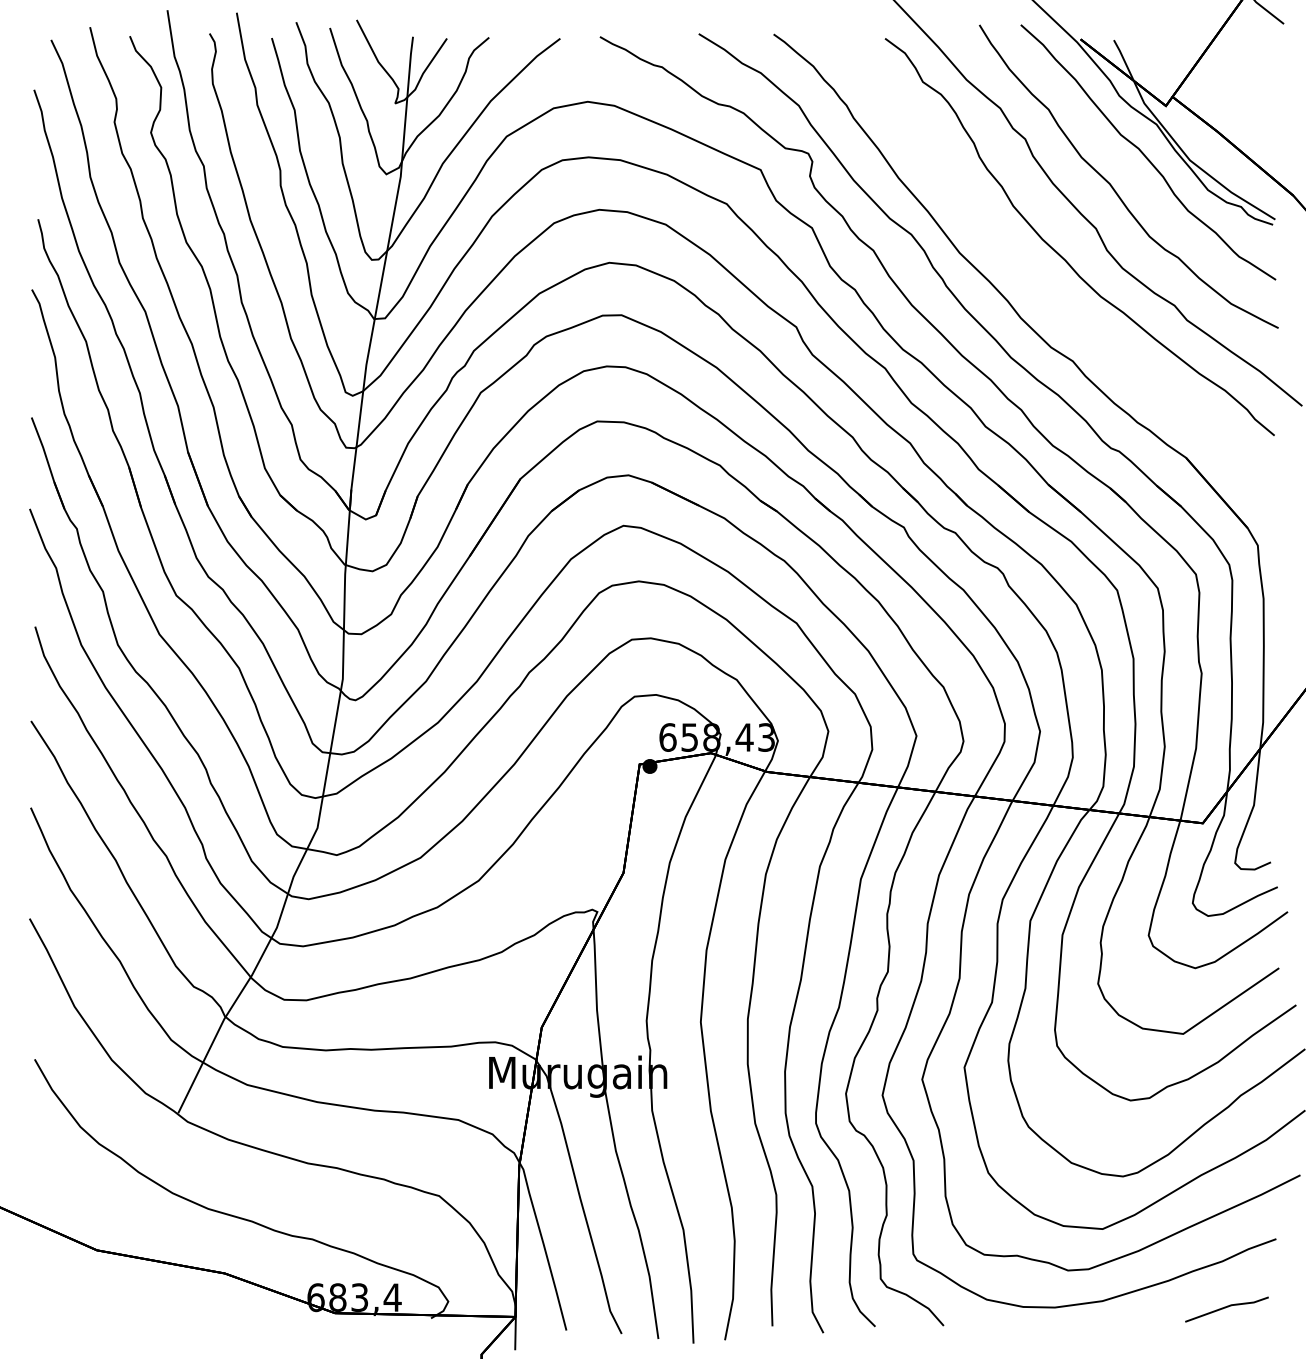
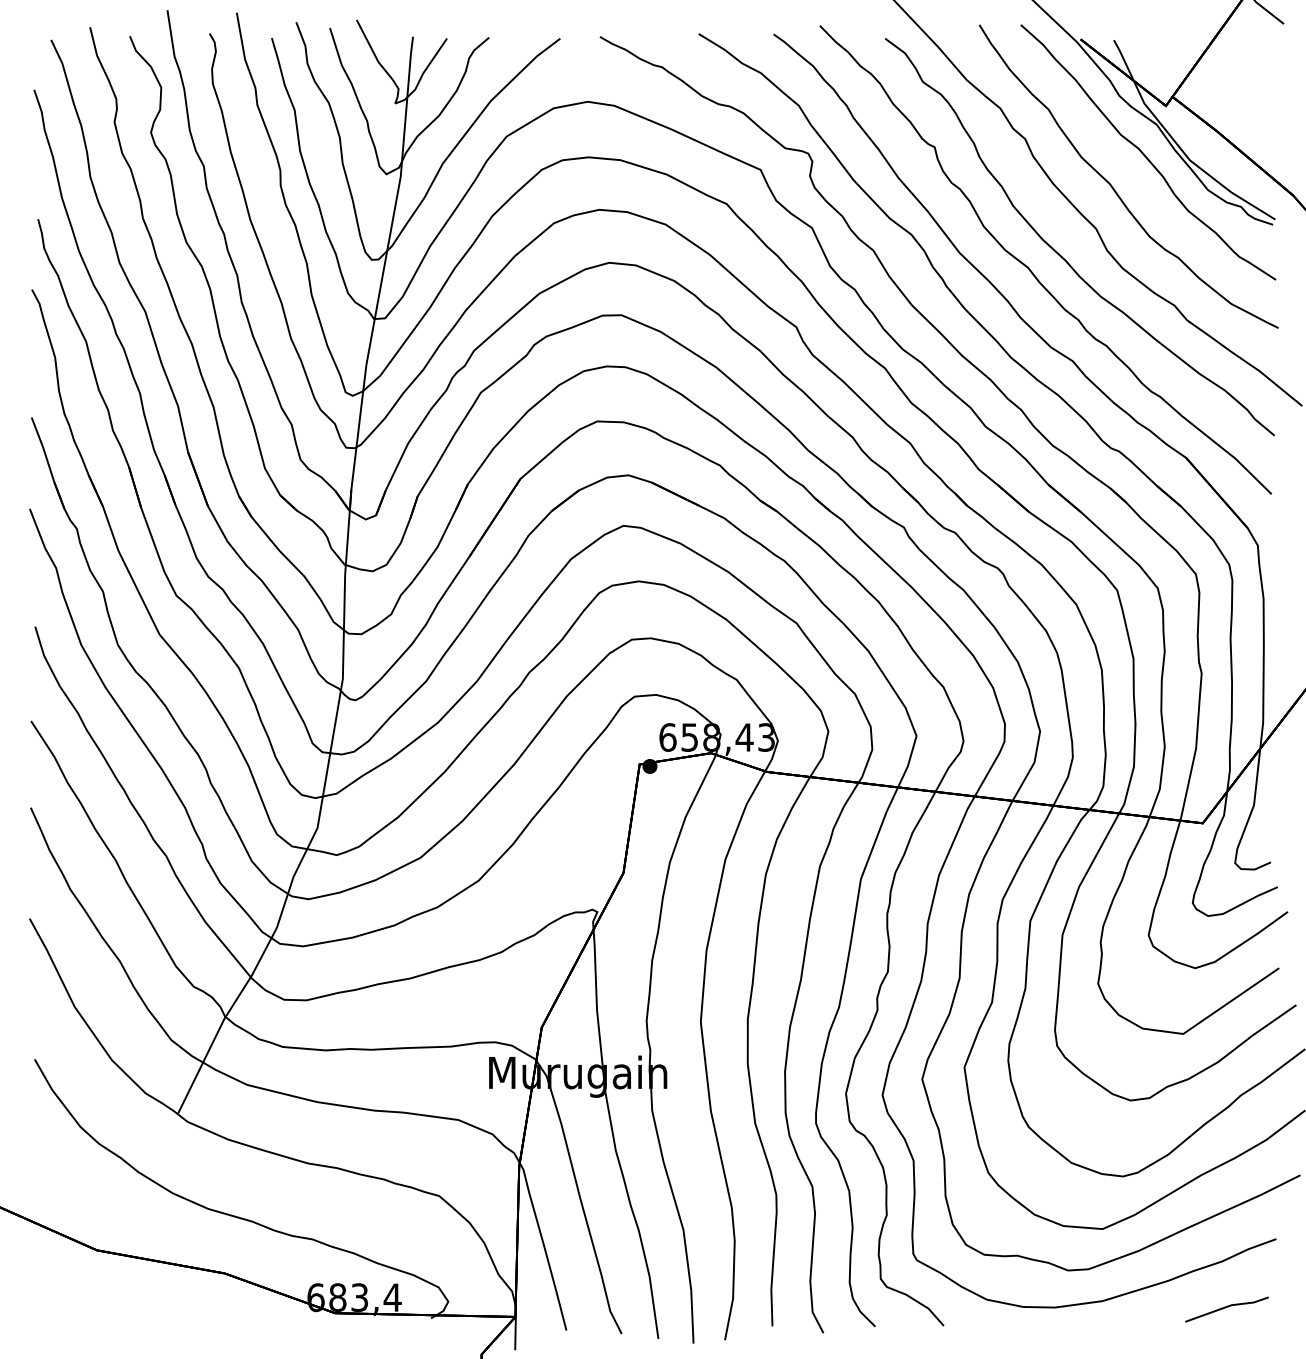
part: none -> present (1032, 271)
